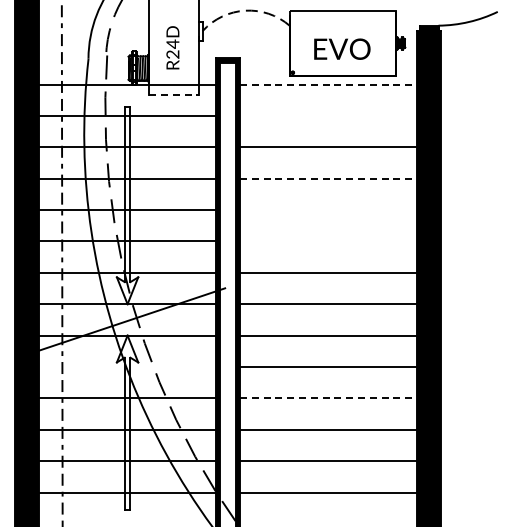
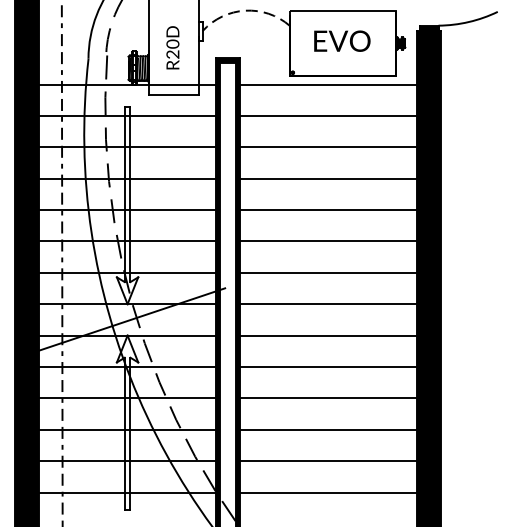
text: R24D -> R20D (172, 43)
text position: (342, 48) -> (342, 40) (342, 40)
line: dashed -> solid (328, 84)
line: dashed -> solid (173, 95)
line: none -> present (328, 115)
line: dashed -> solid (328, 178)
line: none -> present (328, 210)
line: none -> present (328, 241)
line: none -> present (127, 366)
line: dashed -> solid (328, 398)
